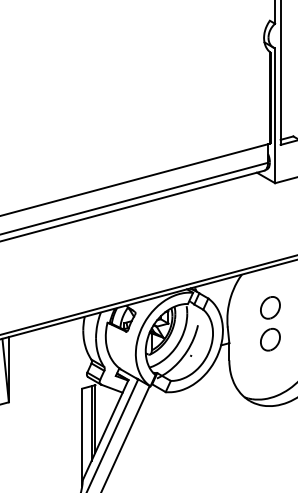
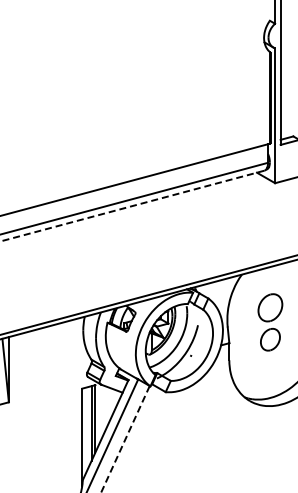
line: solid -> dashed (132, 206)
part size: 21x24 px -> 27x30 px (270, 307)
line: solid -> dashed (125, 439)
